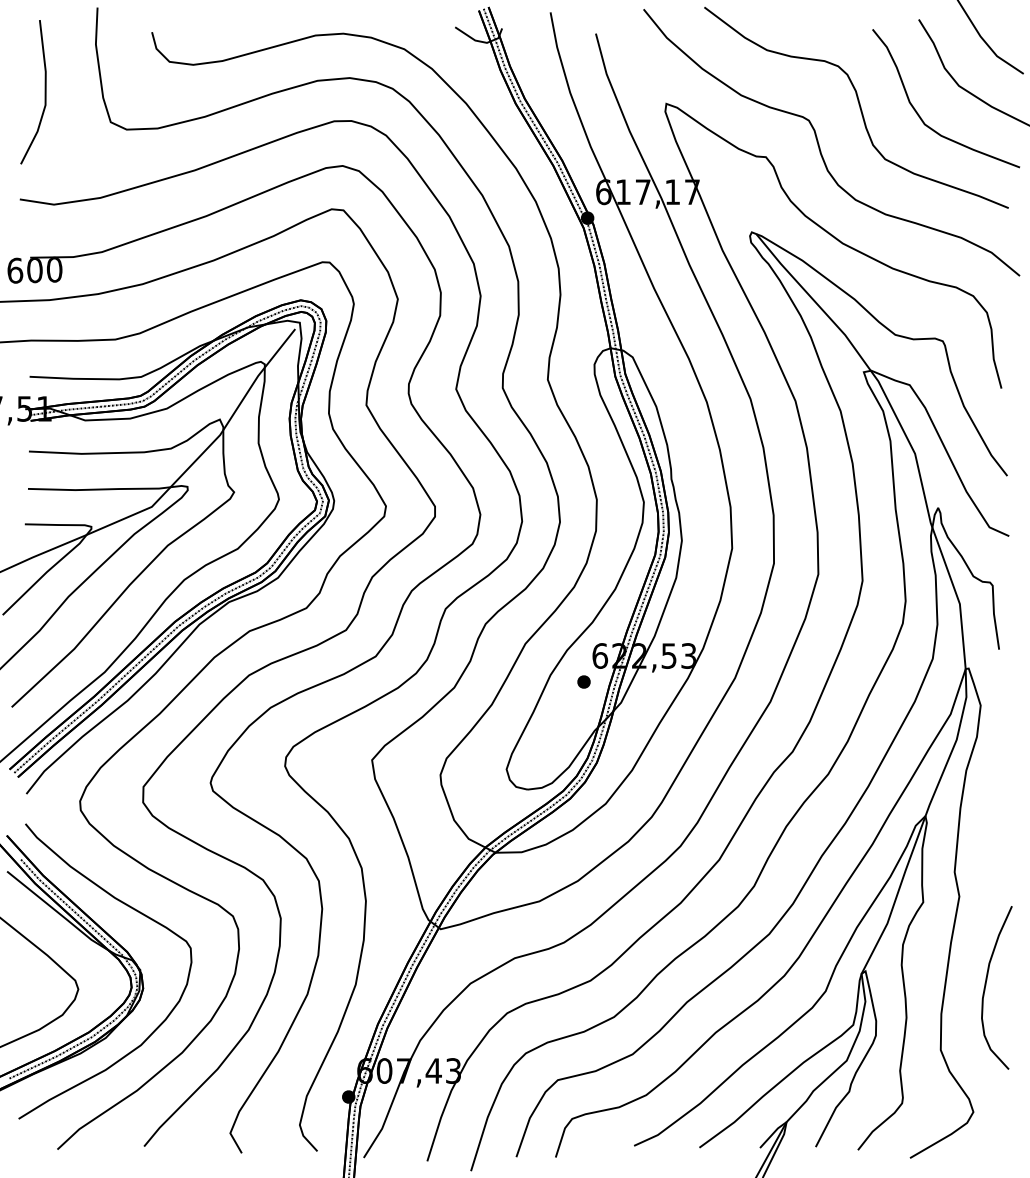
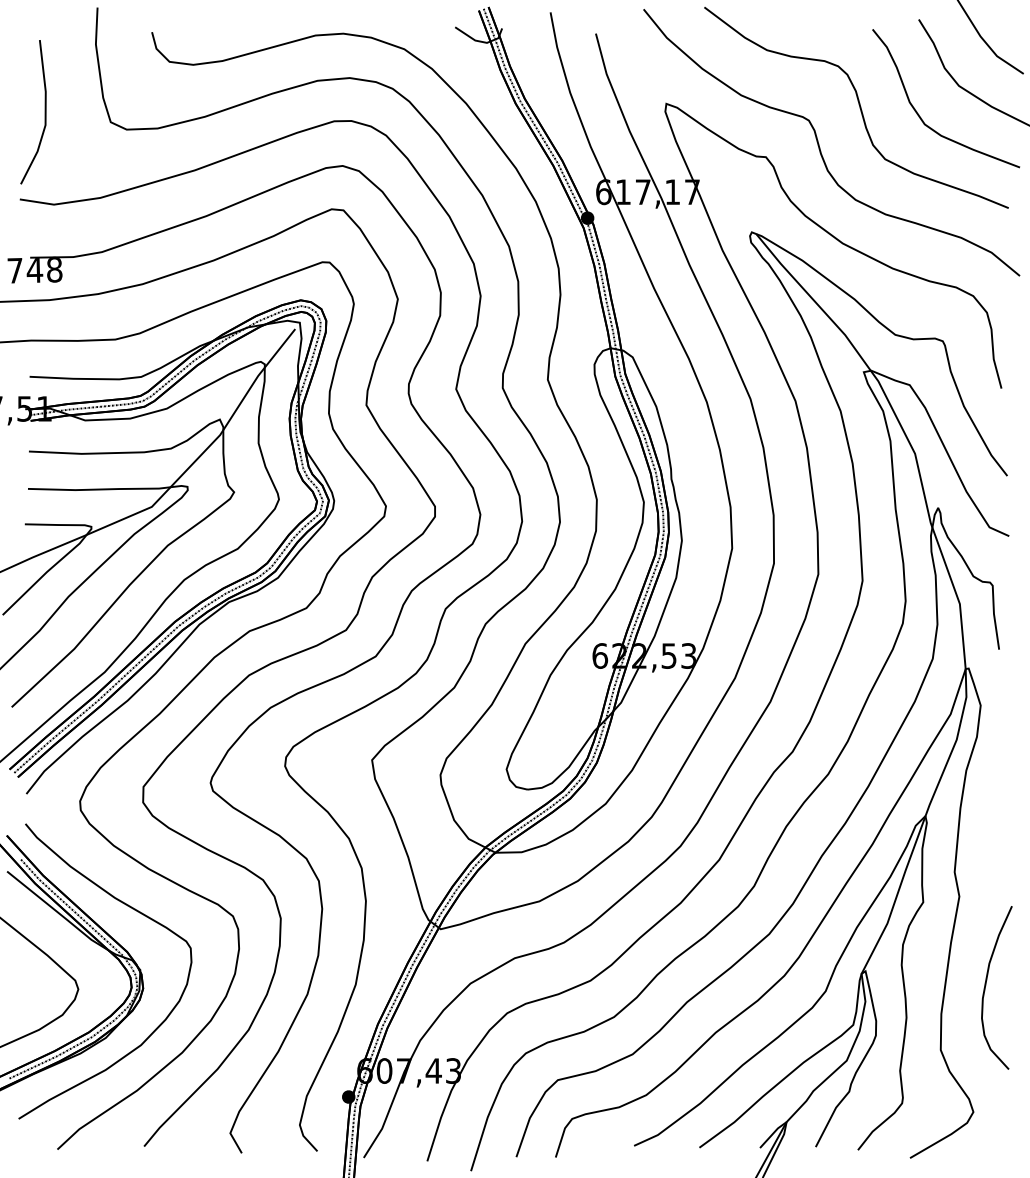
line position: (44, 92) -> (44, 112) (44, 112)
text: 600 -> 748 (34, 270)
part: present -> none (583, 681)
